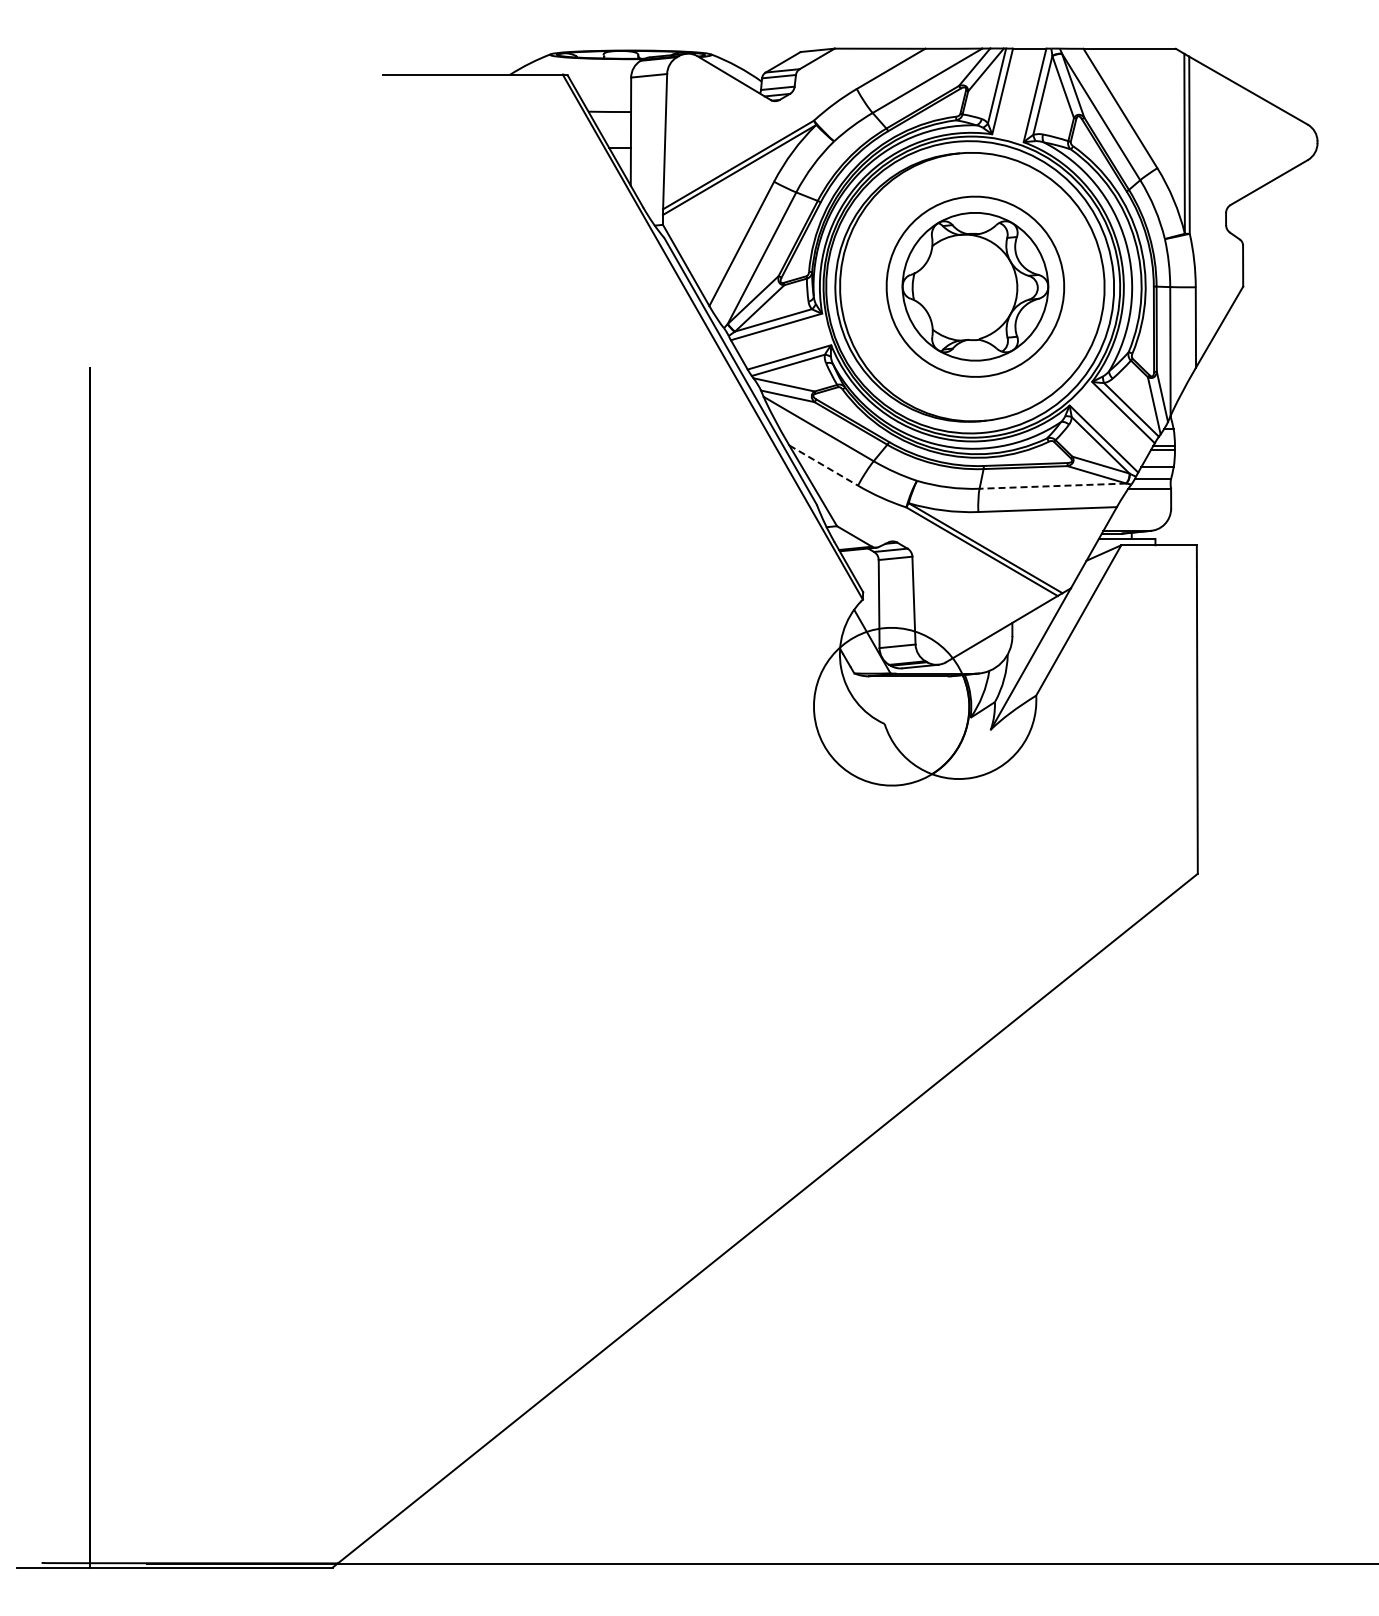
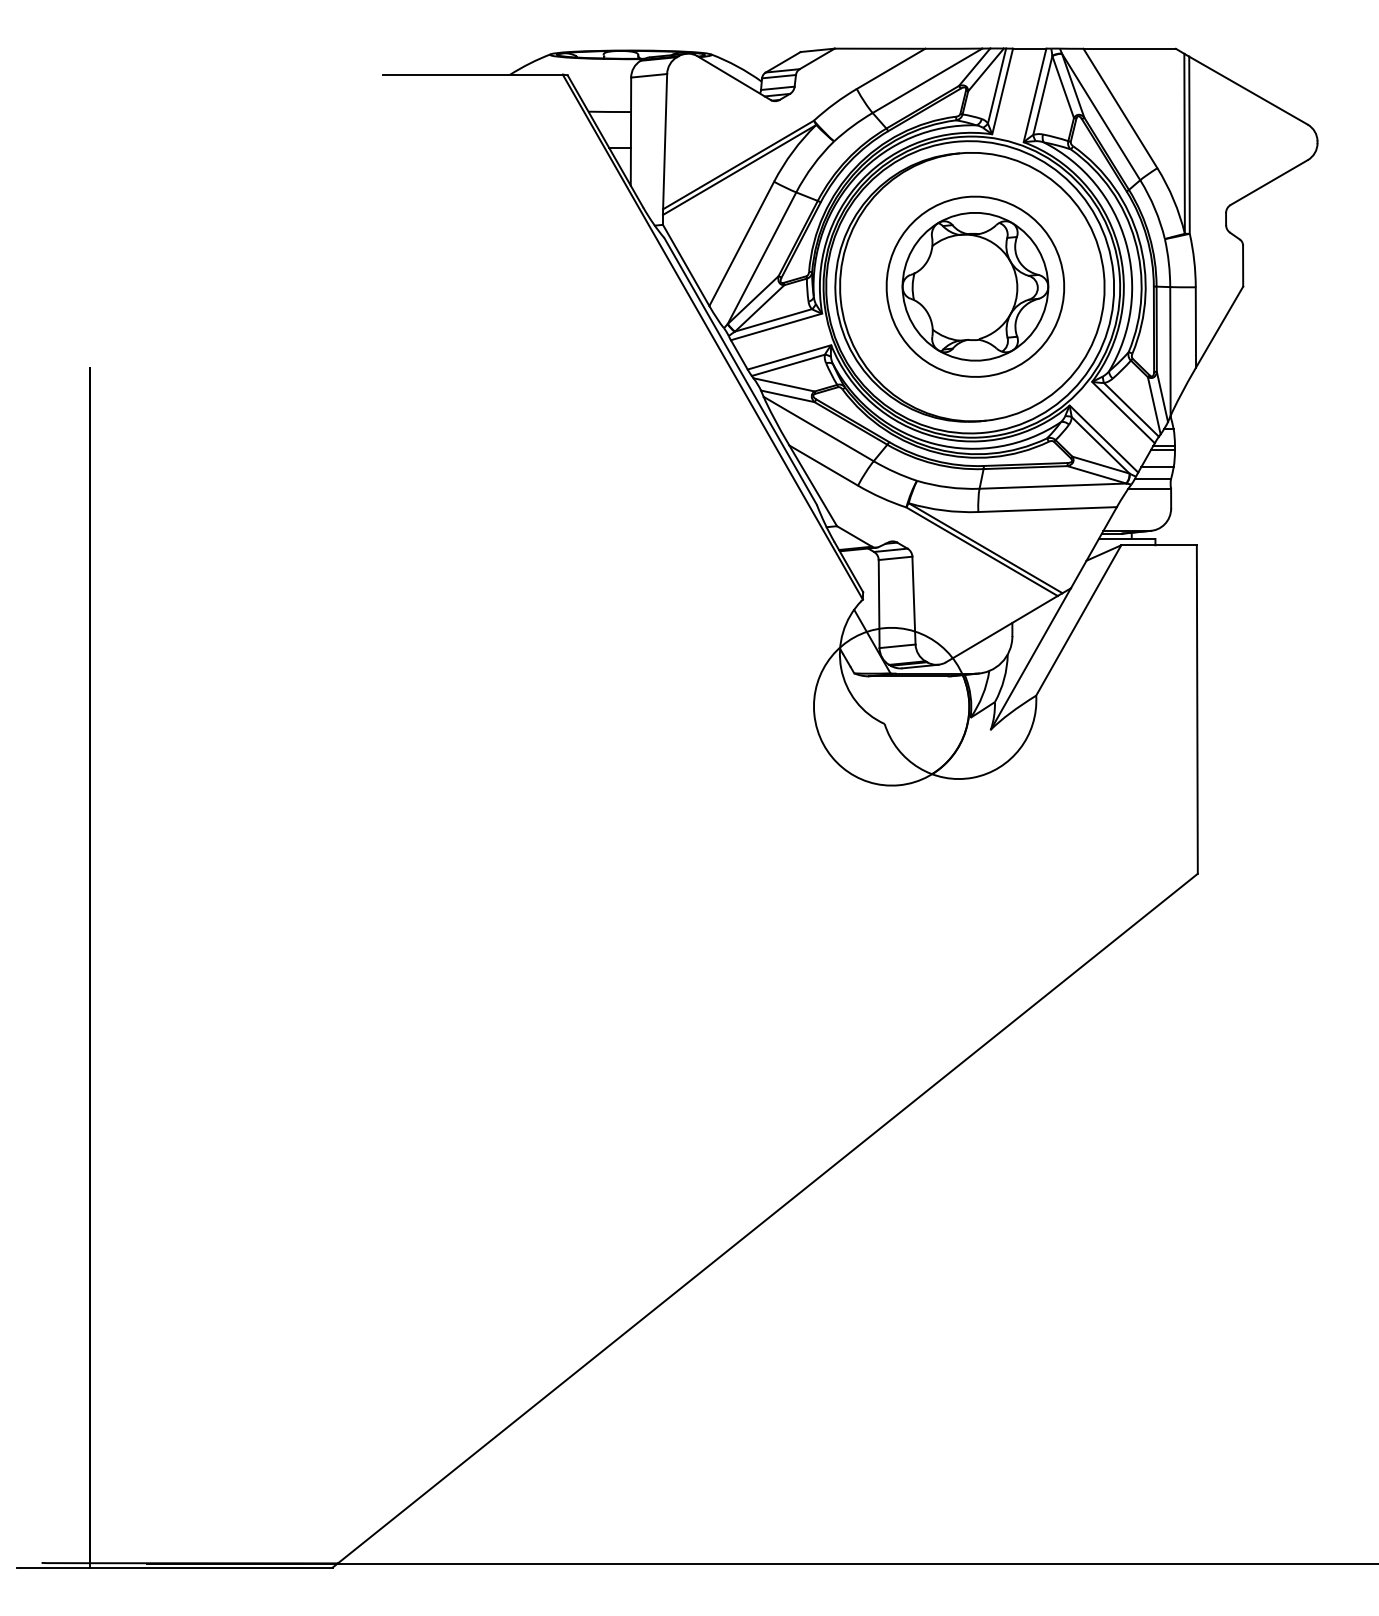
line: dashed -> solid (823, 465)
line: dashed -> solid (1052, 486)
